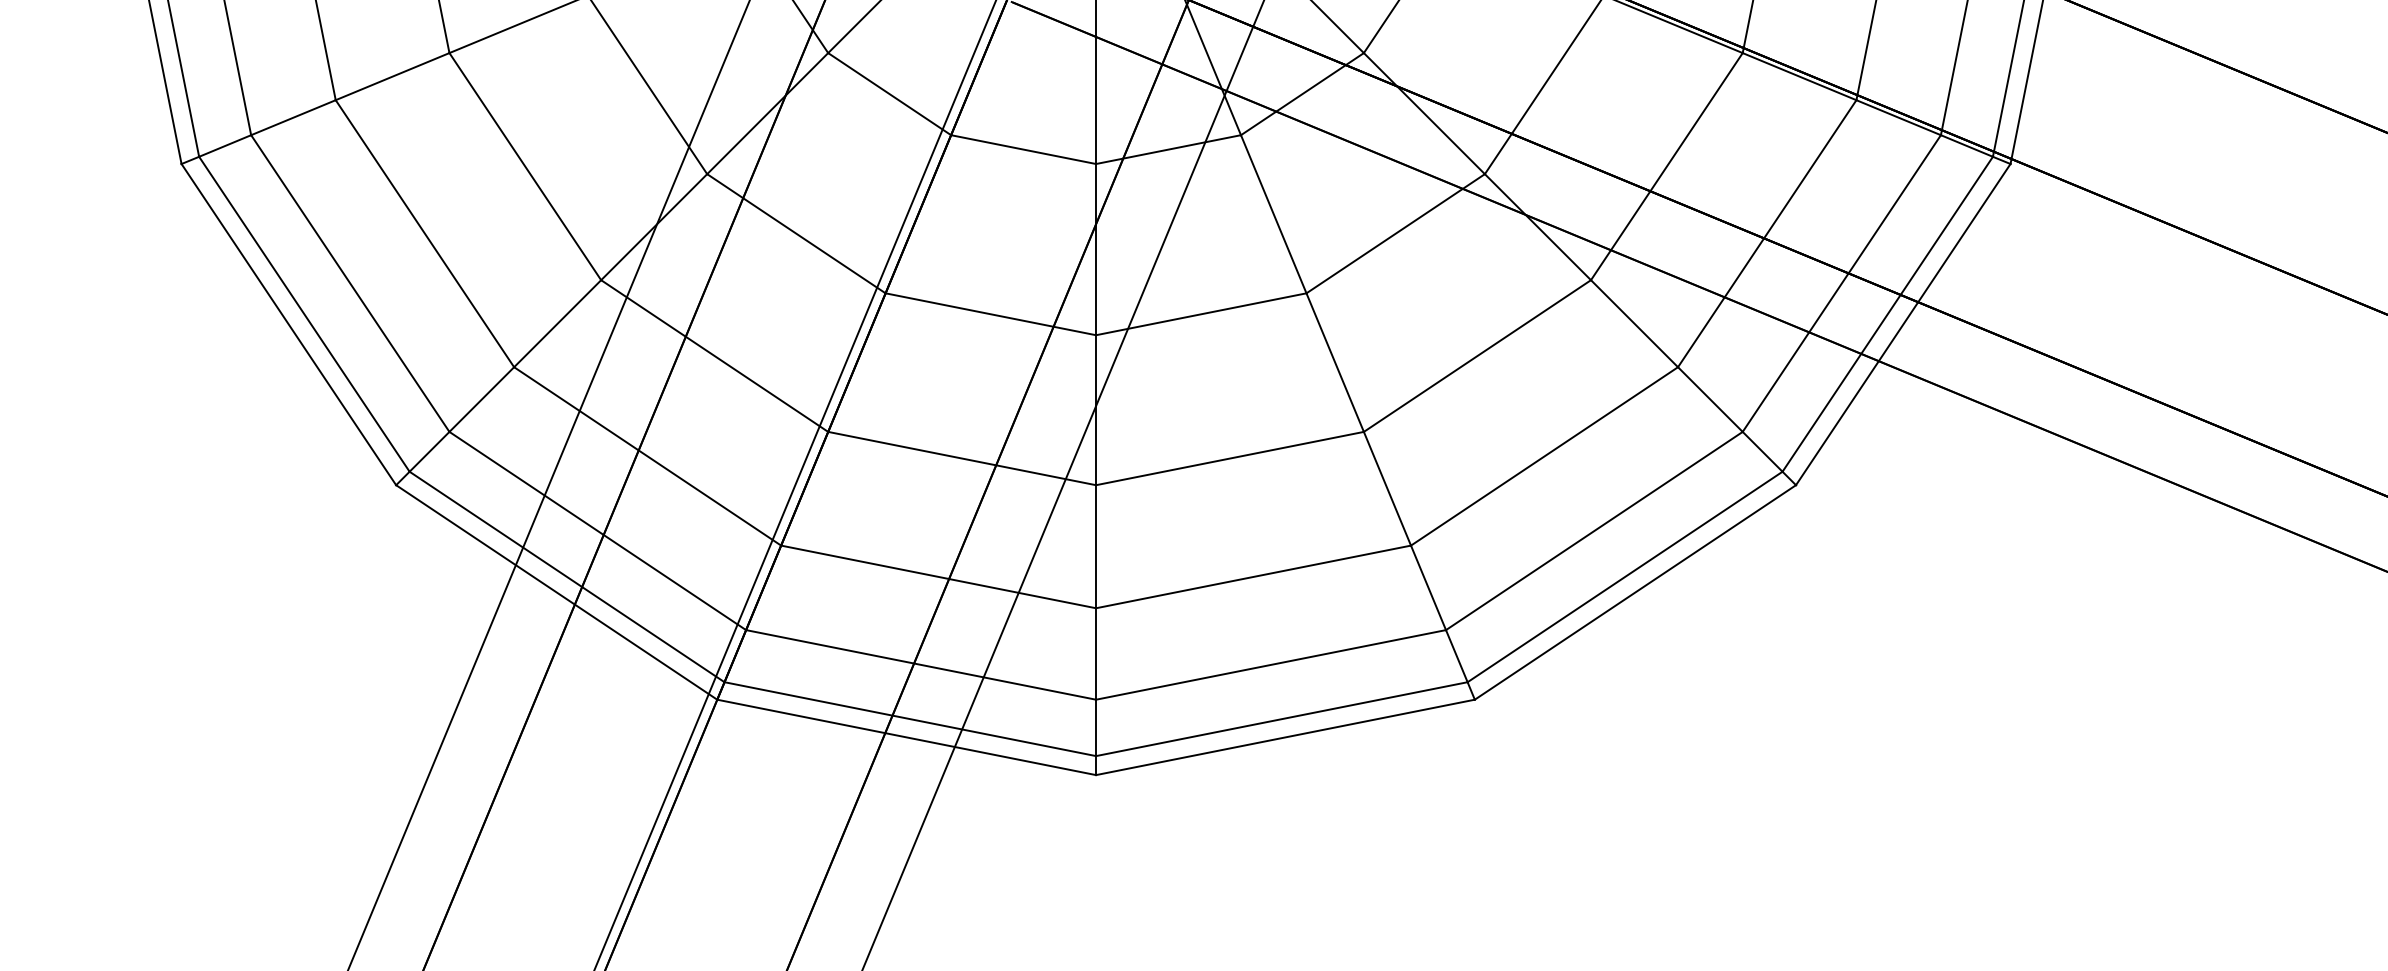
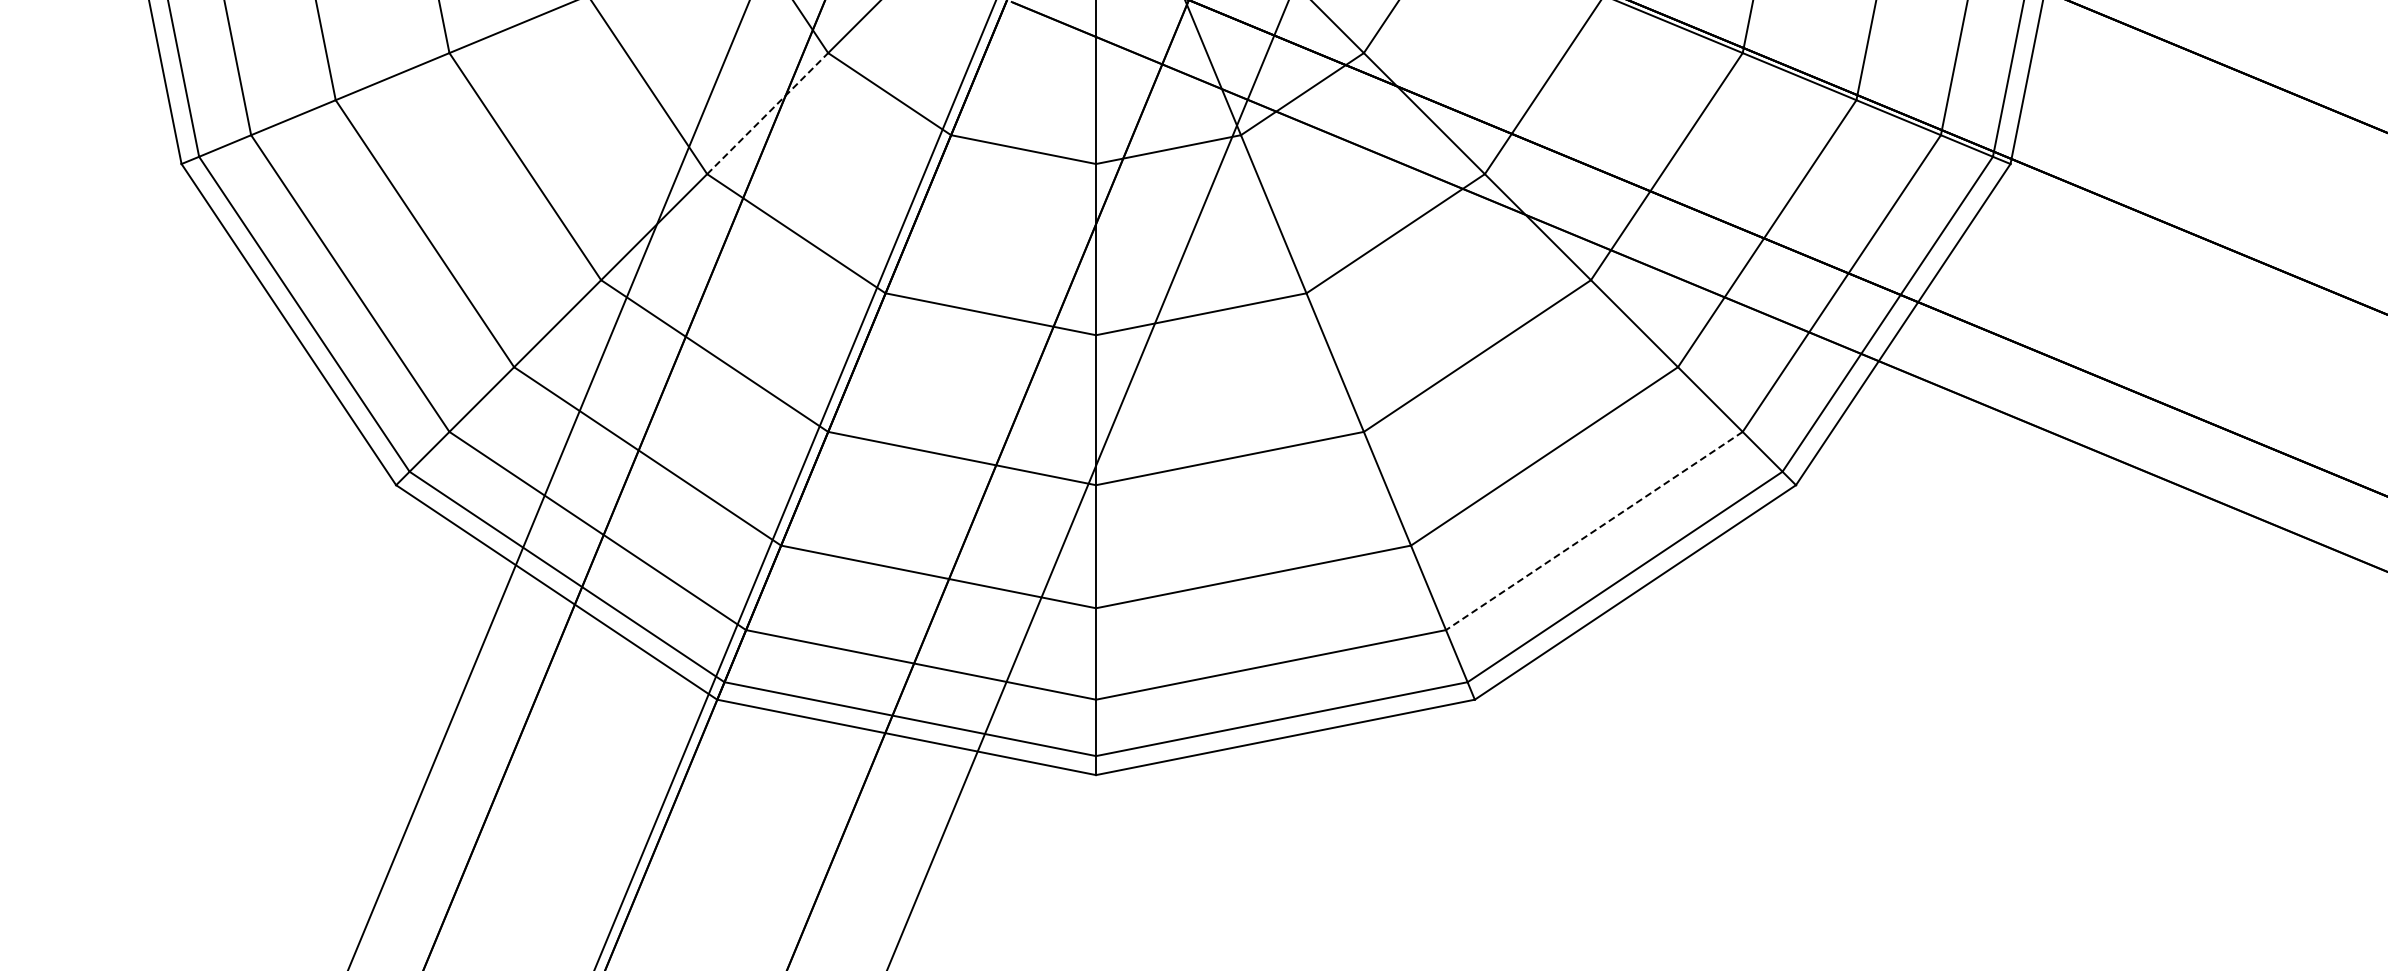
line: solid -> dashed (767, 113)
line position: (1063, 484) -> (1087, 484) (1087, 484)
line: solid -> dashed (1593, 531)
